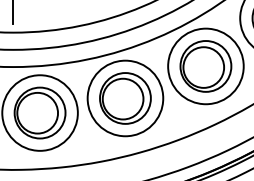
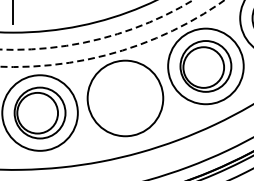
circle: solid -> dashed (96, 24)
circle: solid -> dashed (112, 33)
part: present -> none (125, 98)
